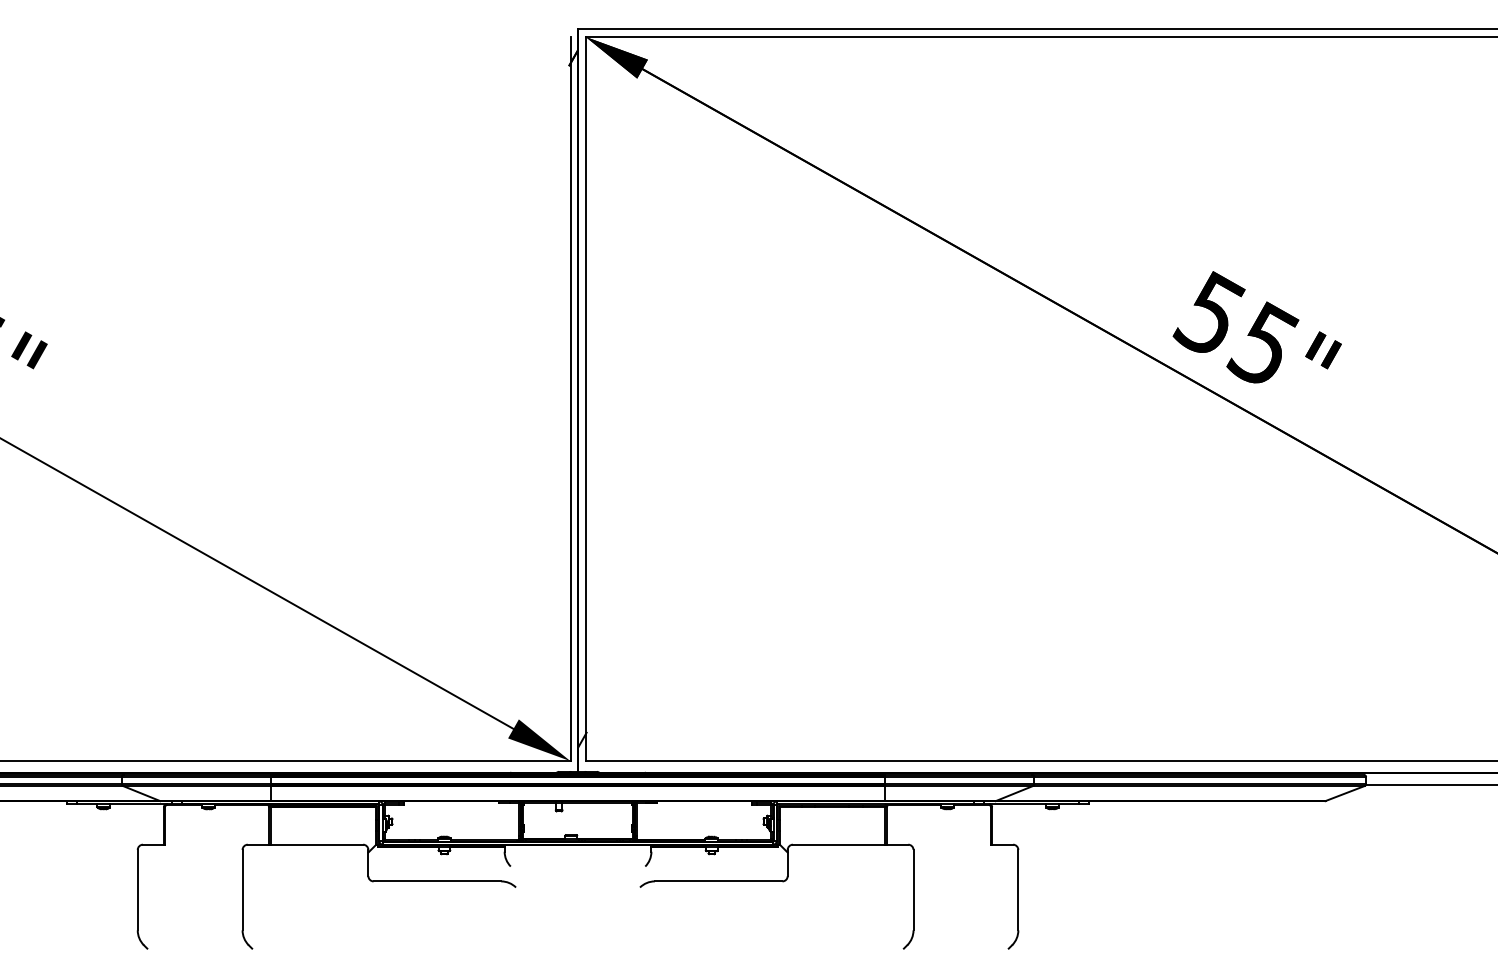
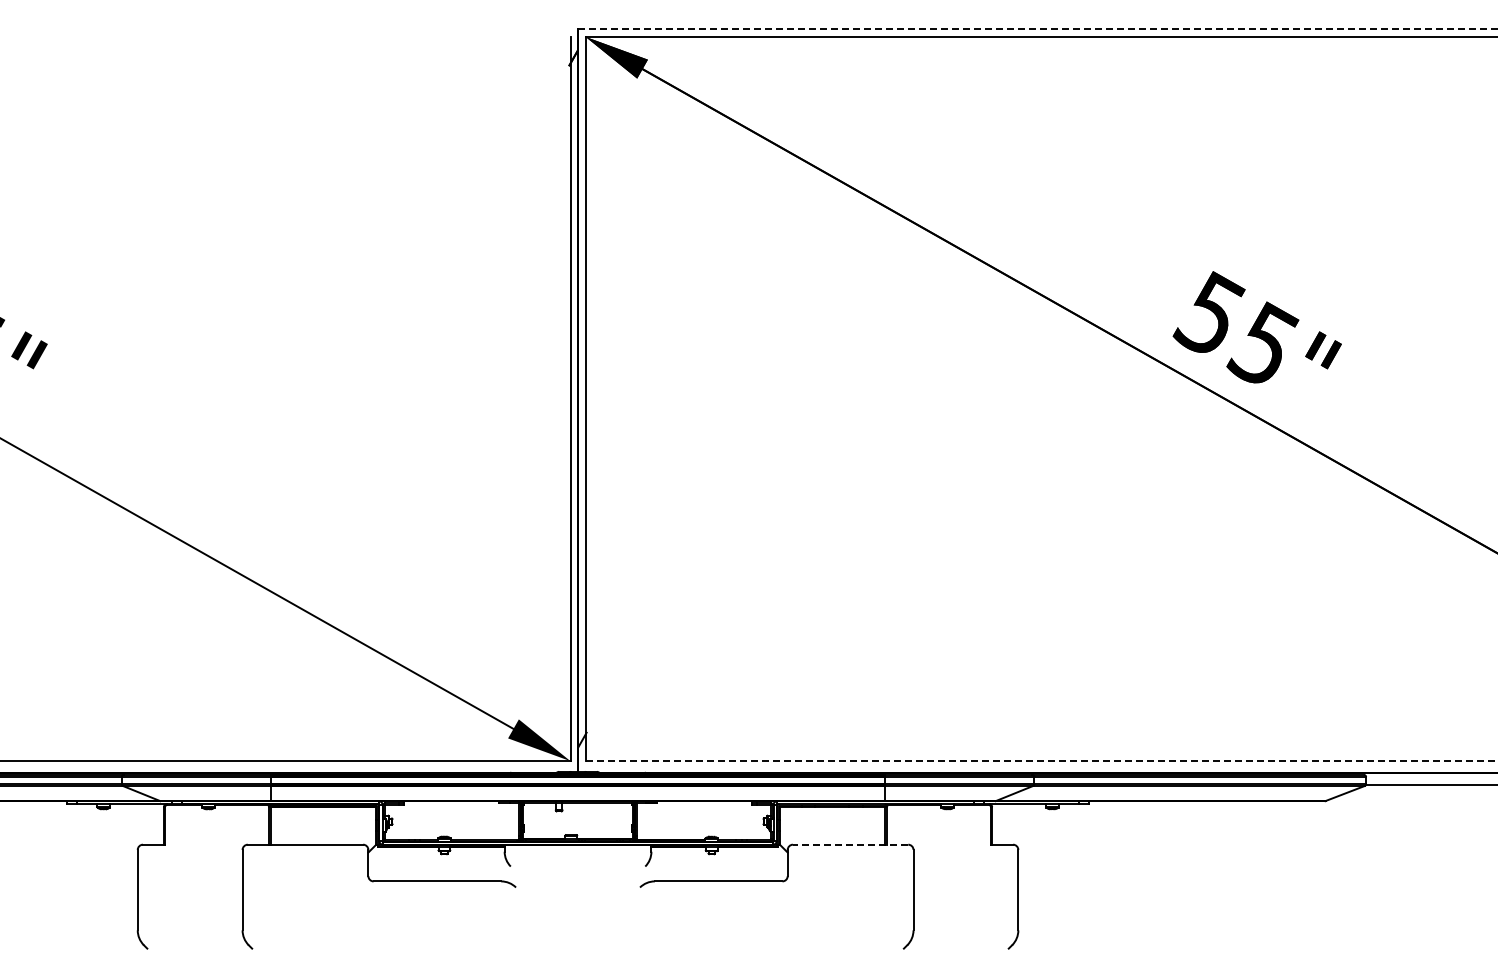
line: solid -> dashed (1037, 29)
line: solid -> dashed (1041, 761)
line: solid -> dashed (850, 844)
